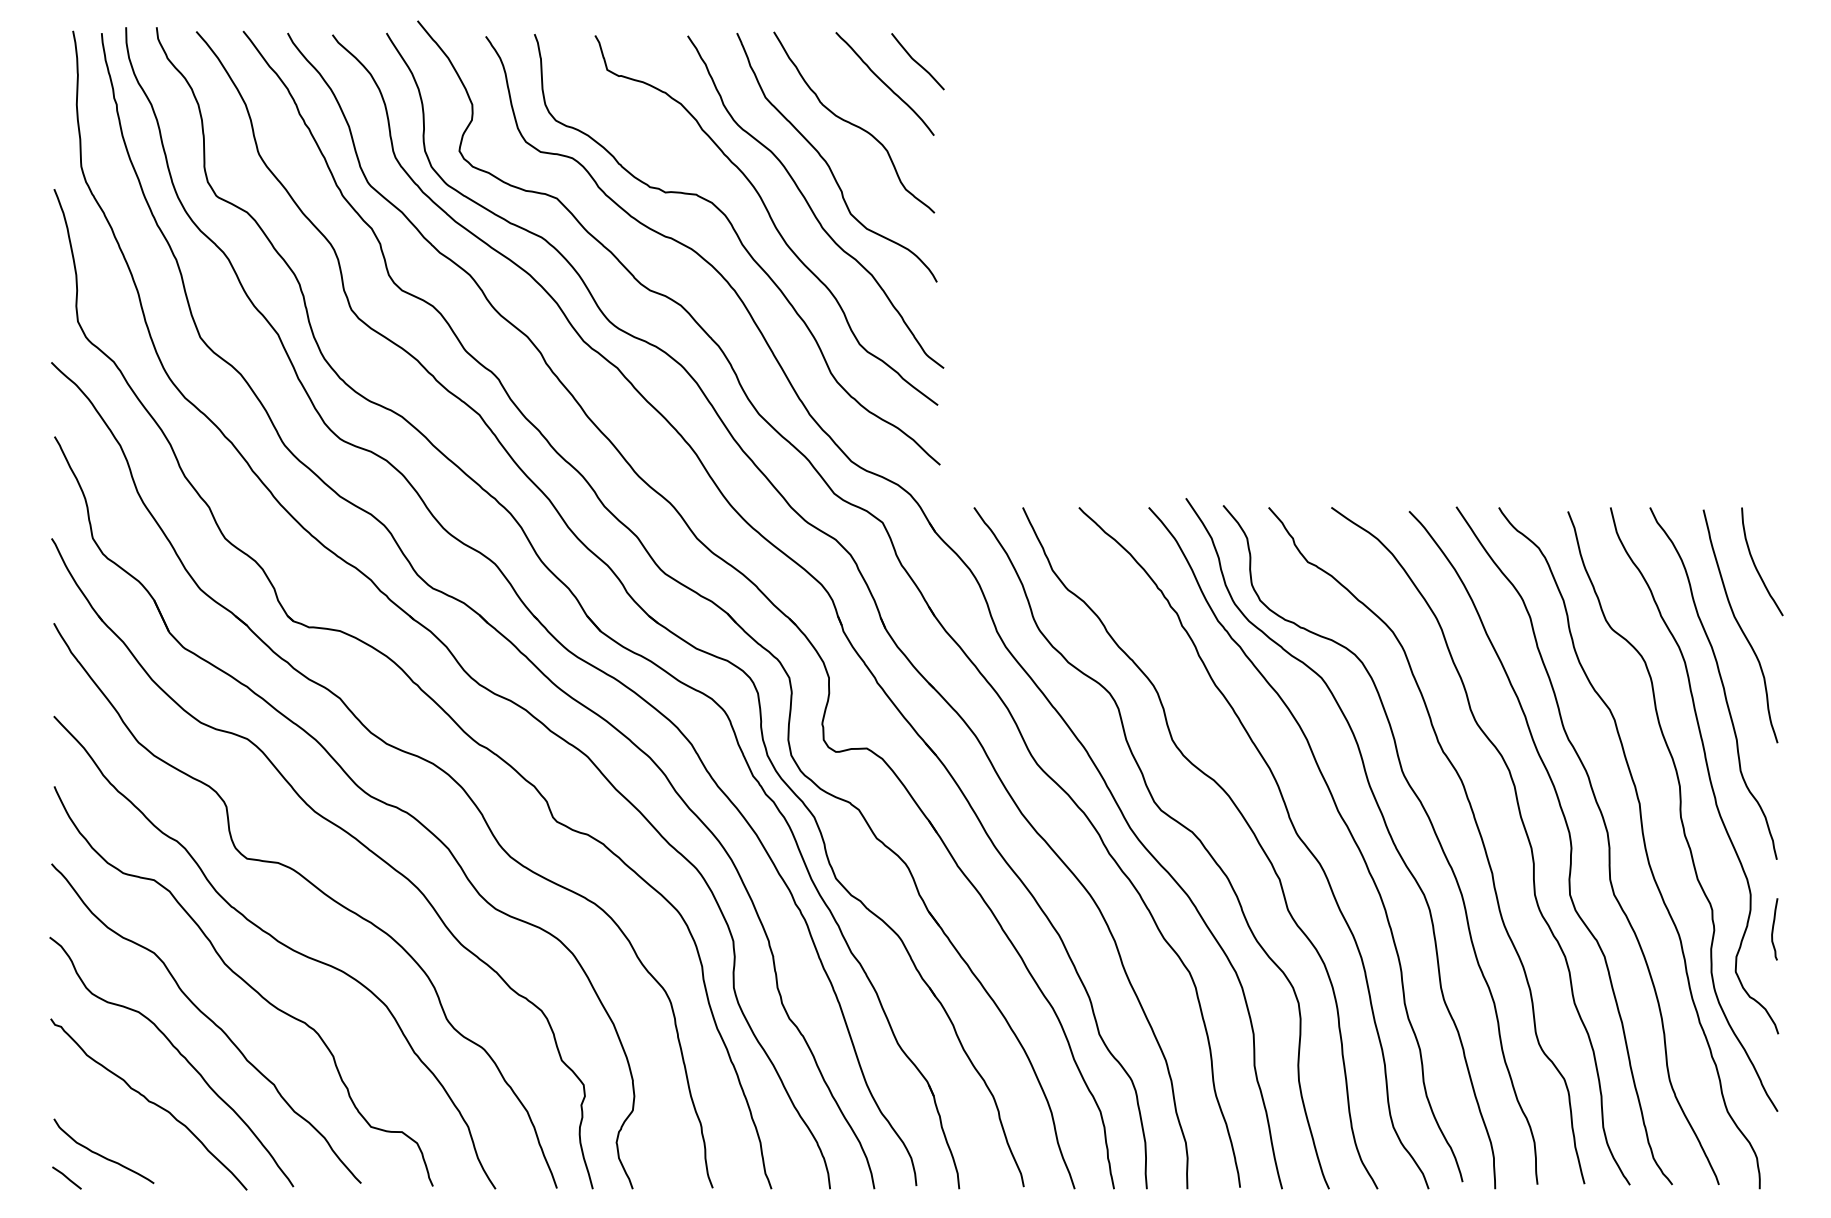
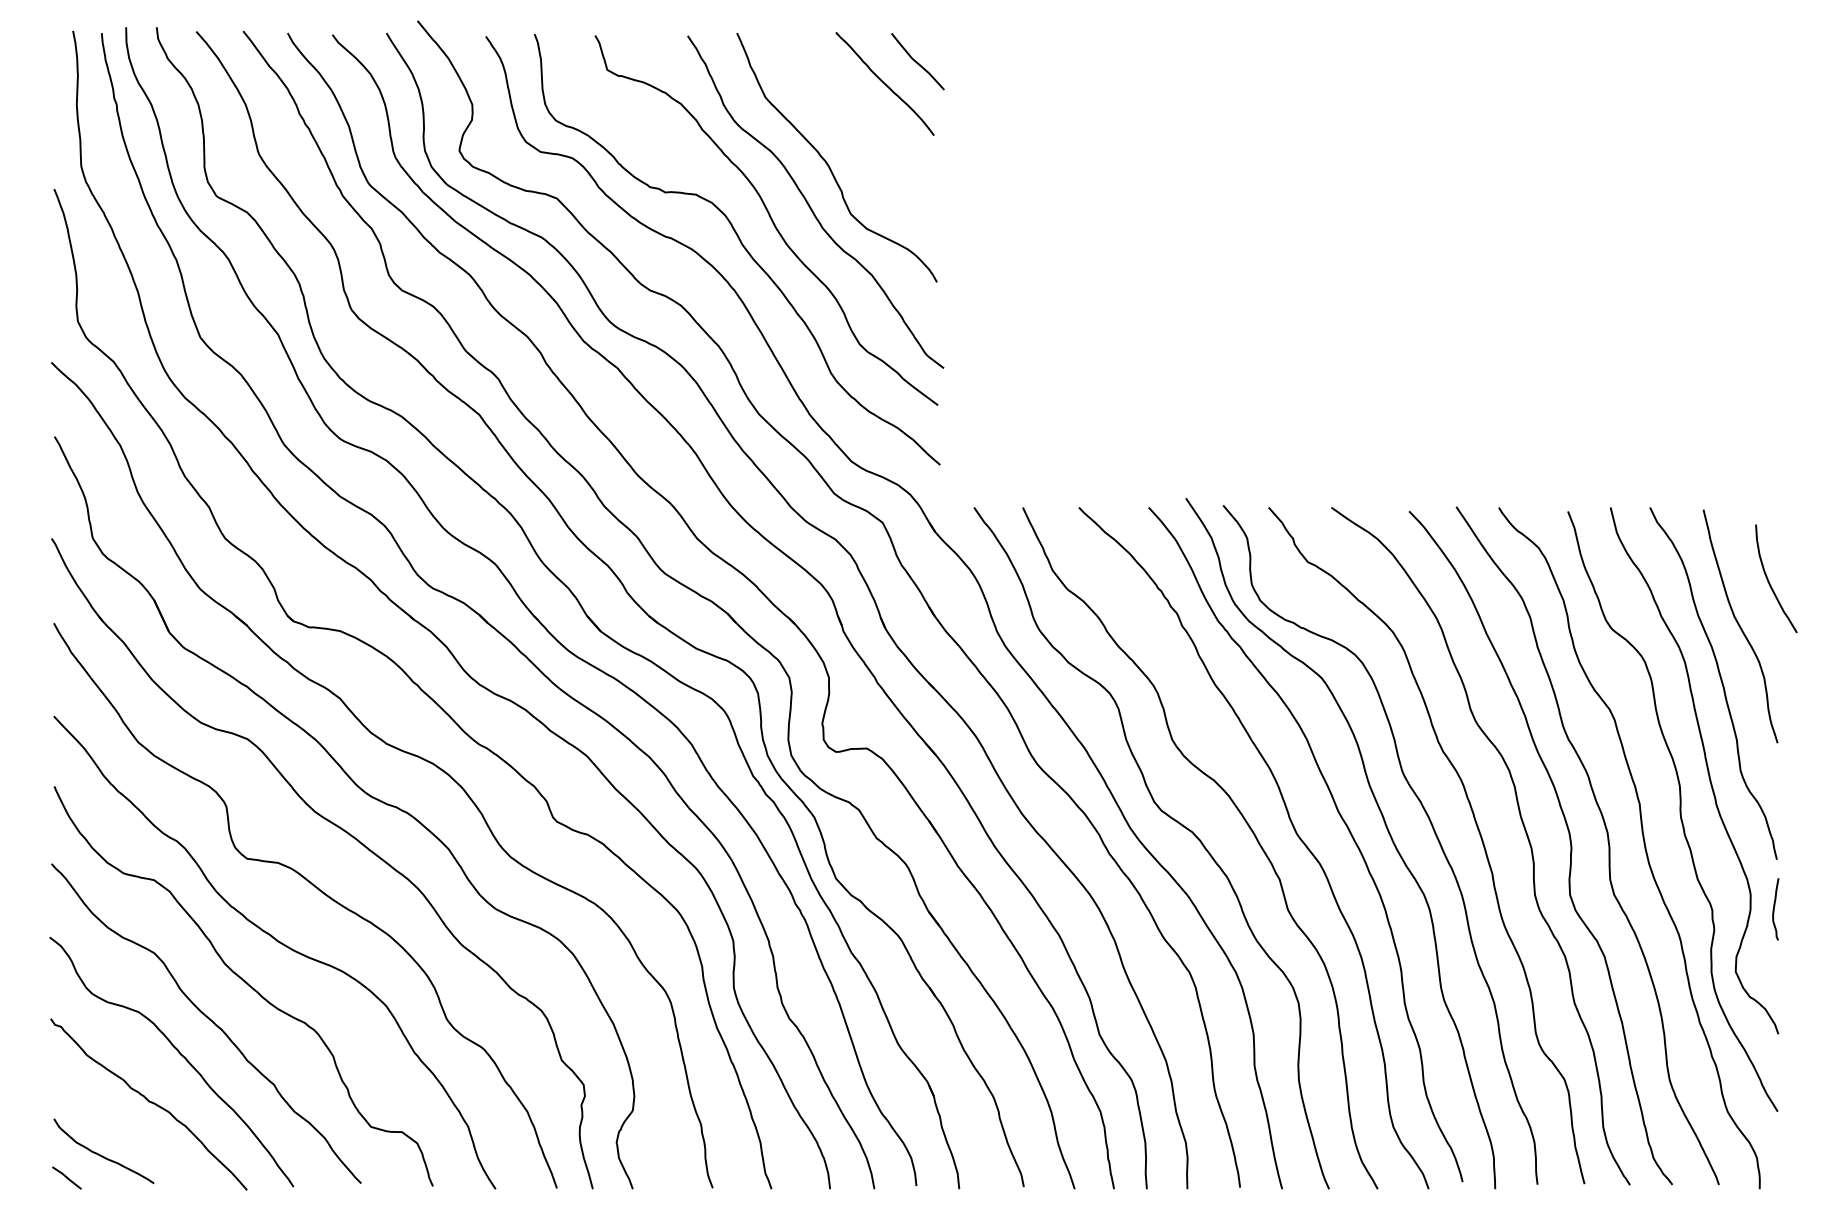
curve: present -> none (853, 123)
curve position: (1755, 564) -> (1769, 581) (1769, 581)
curve position: (1773, 929) -> (1774, 909) (1774, 909)
